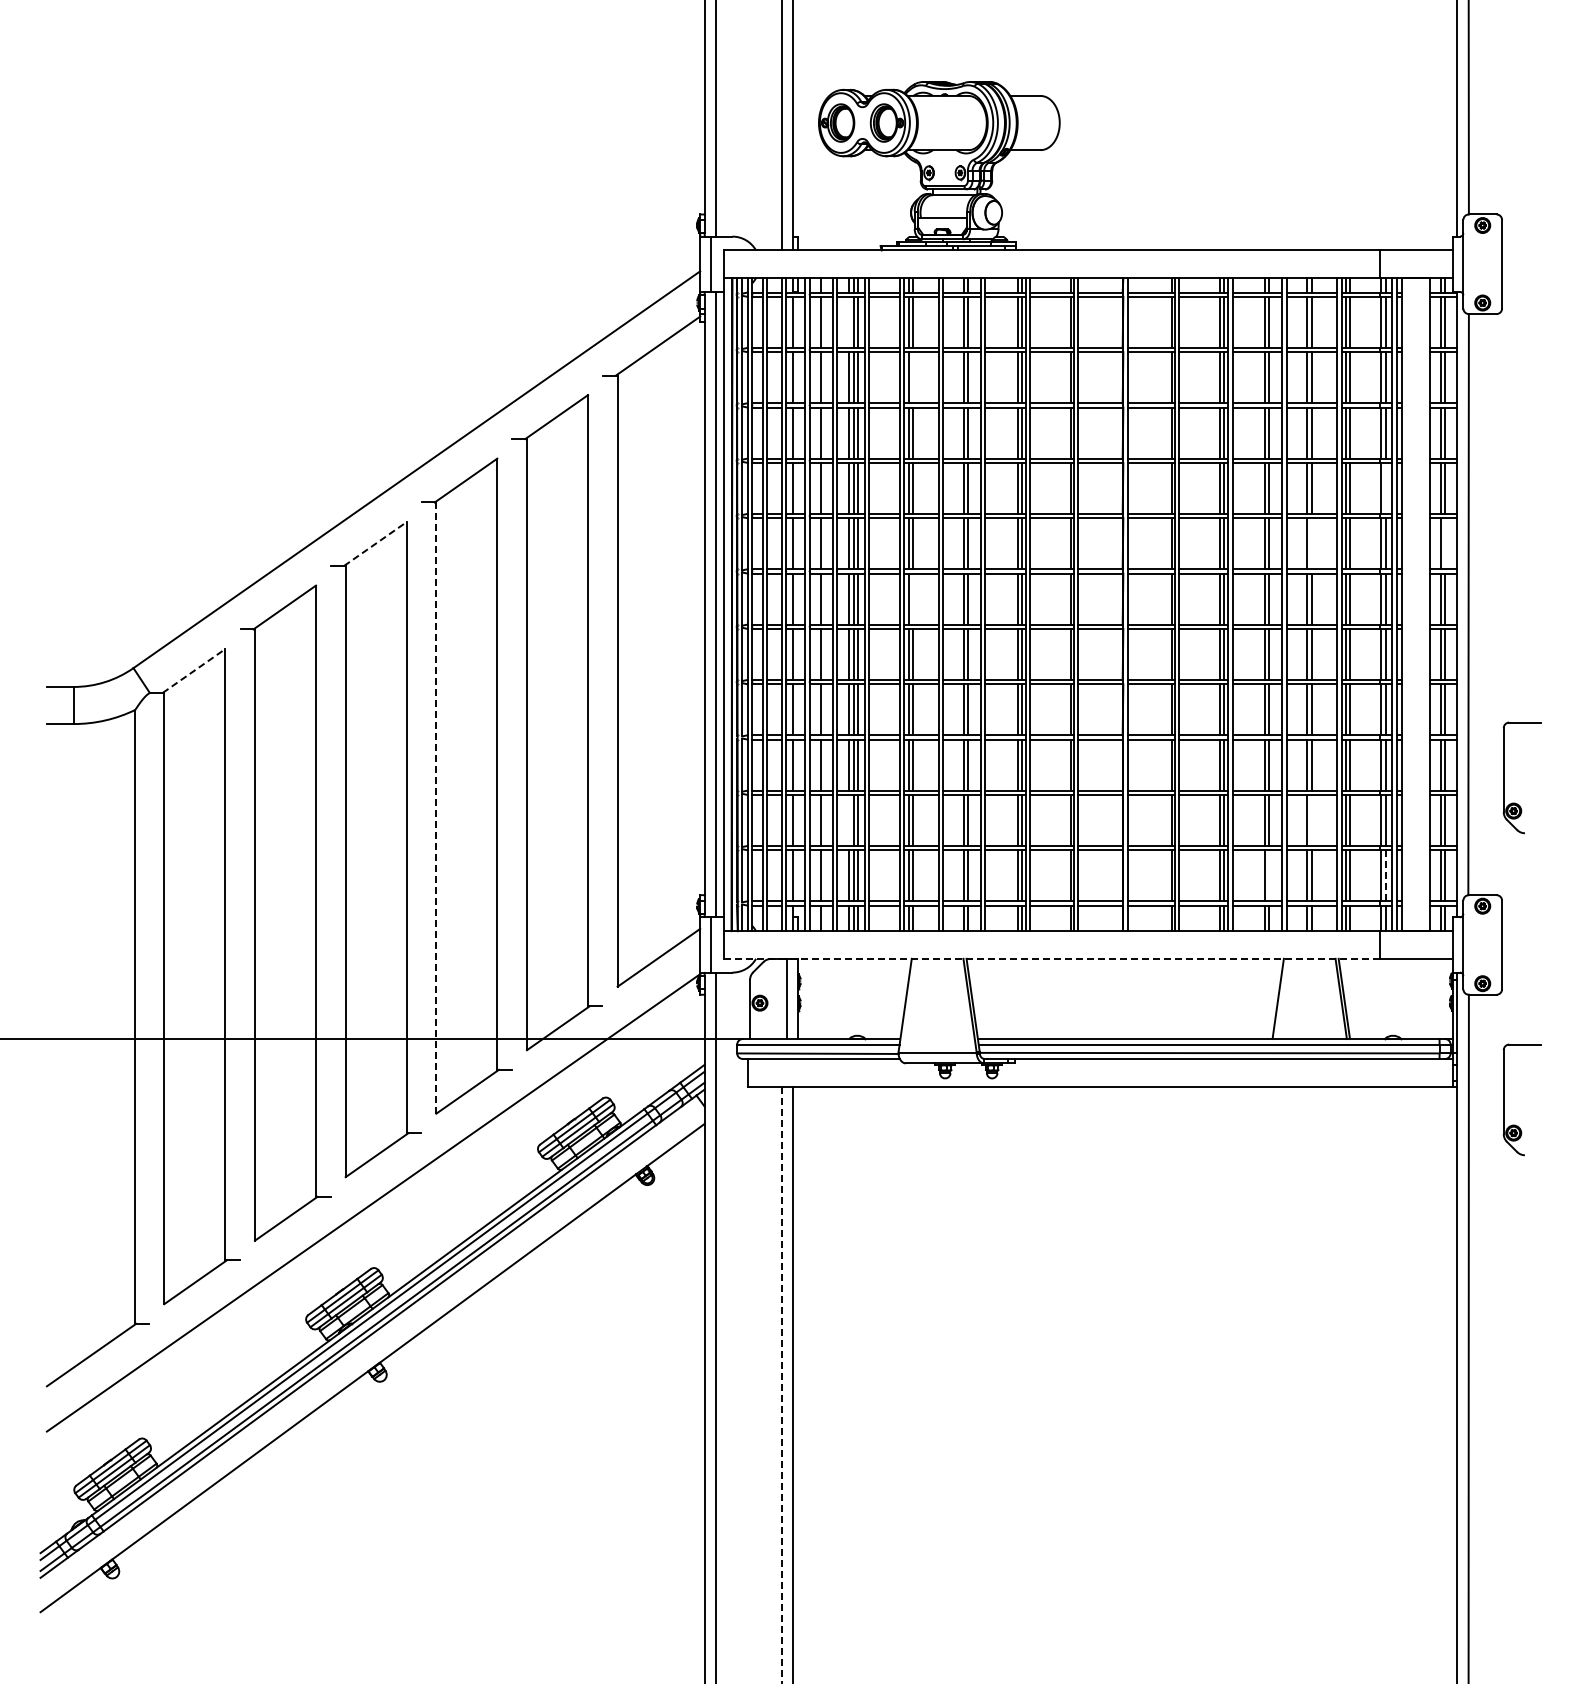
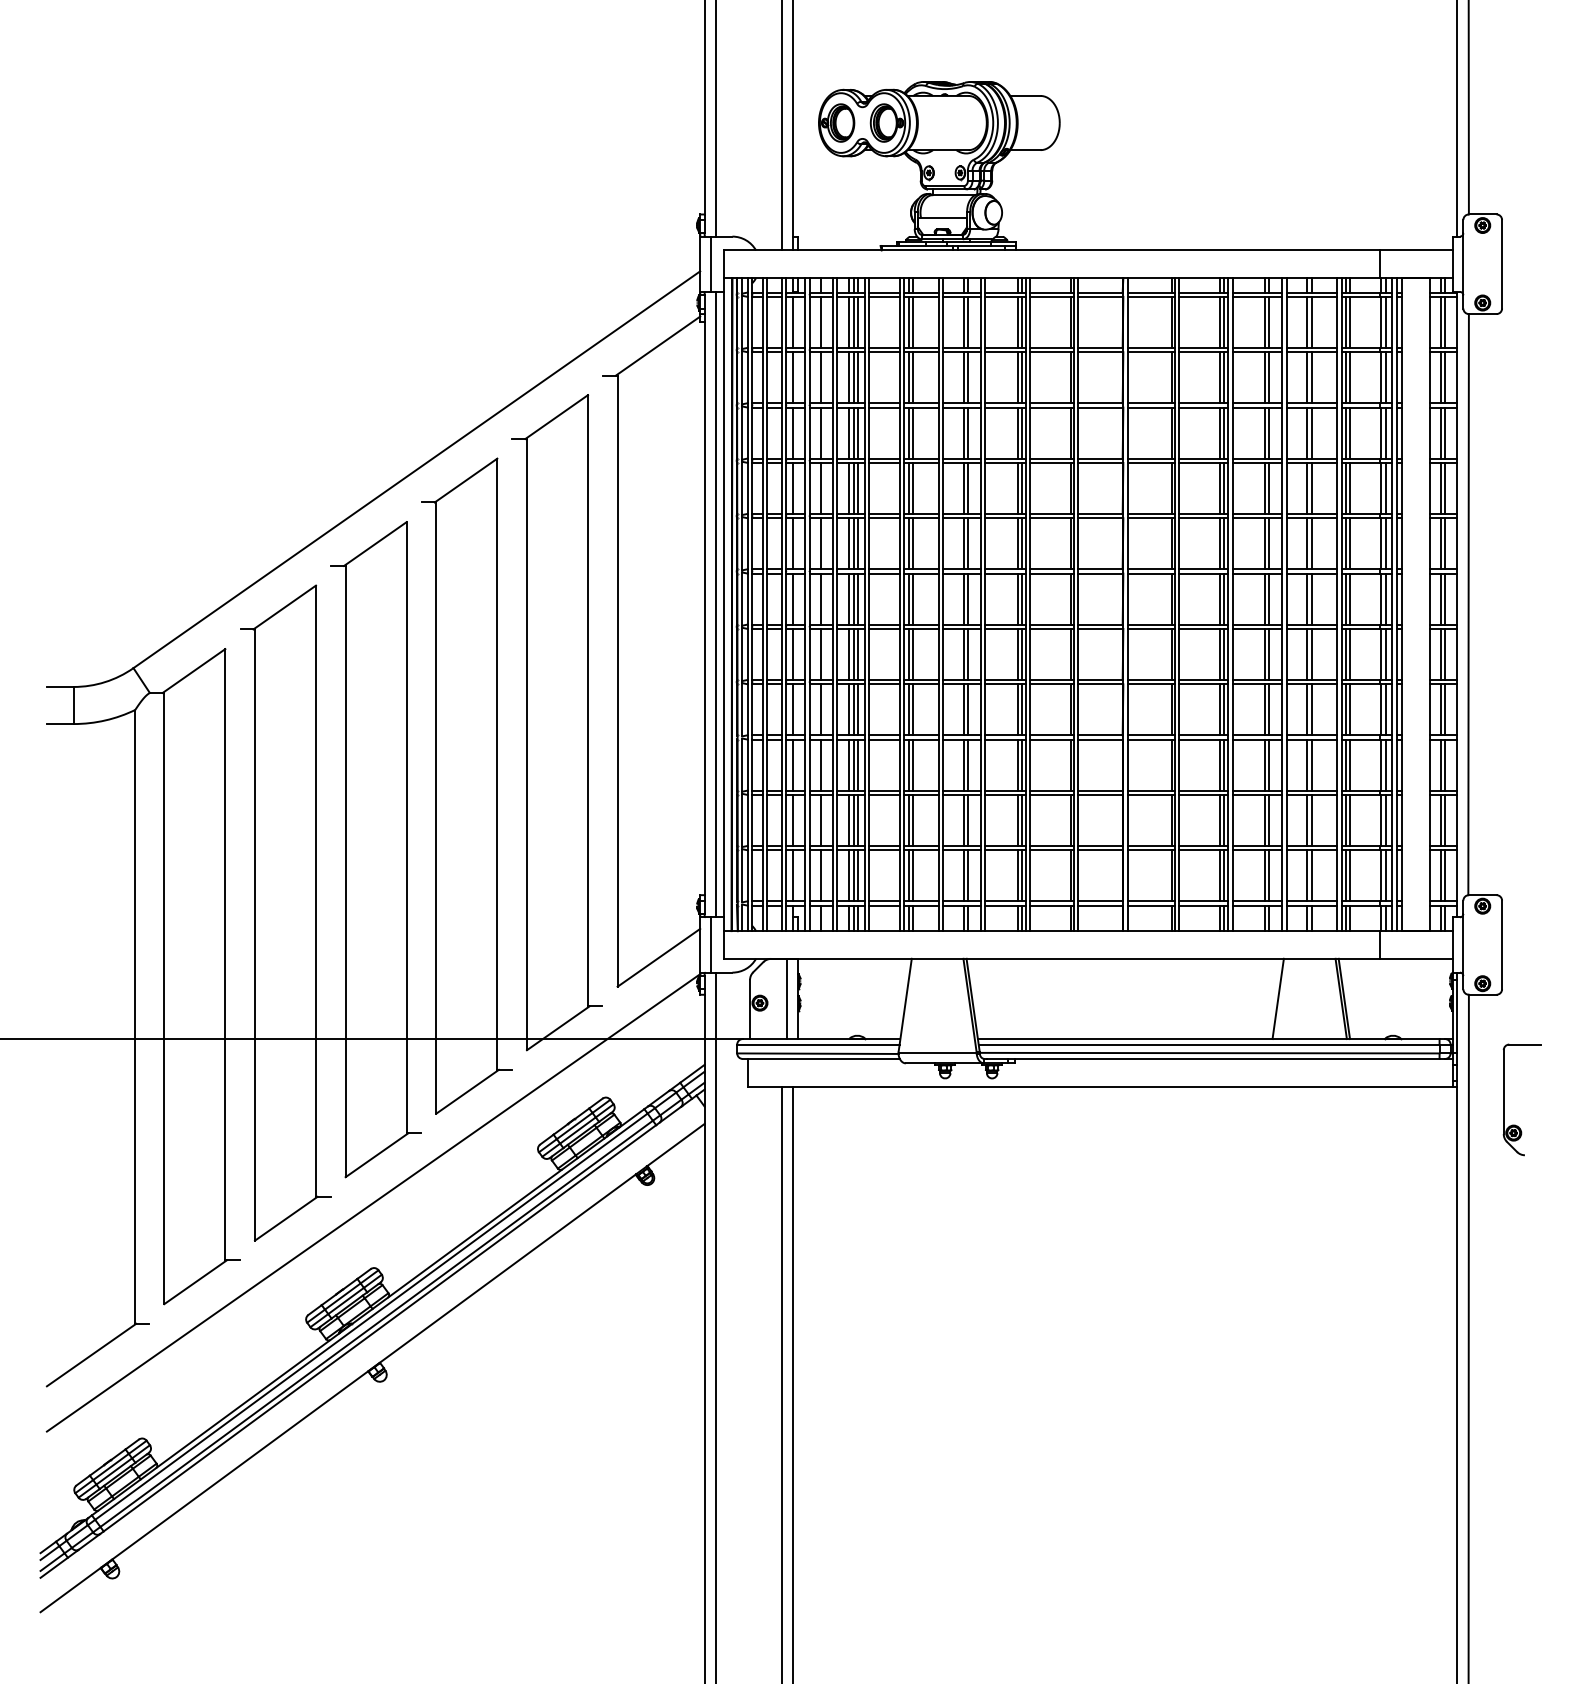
line: none -> present (848, 321)
line: none -> present (913, 377)
line: none -> present (1385, 487)
line: dashed -> solid (375, 543)
line: none -> present (1311, 543)
line: none -> present (1445, 543)
line: none -> present (913, 598)
line: dashed -> solid (194, 670)
part: present -> none (1504, 777)
line: dashed -> solid (436, 808)
line: none -> present (848, 819)
line: none -> present (1311, 819)
line: none -> present (1269, 875)
line: dashed -> solid (1385, 875)
line: dashed -> solid (1051, 958)
line: dashed -> solid (782, 1385)
